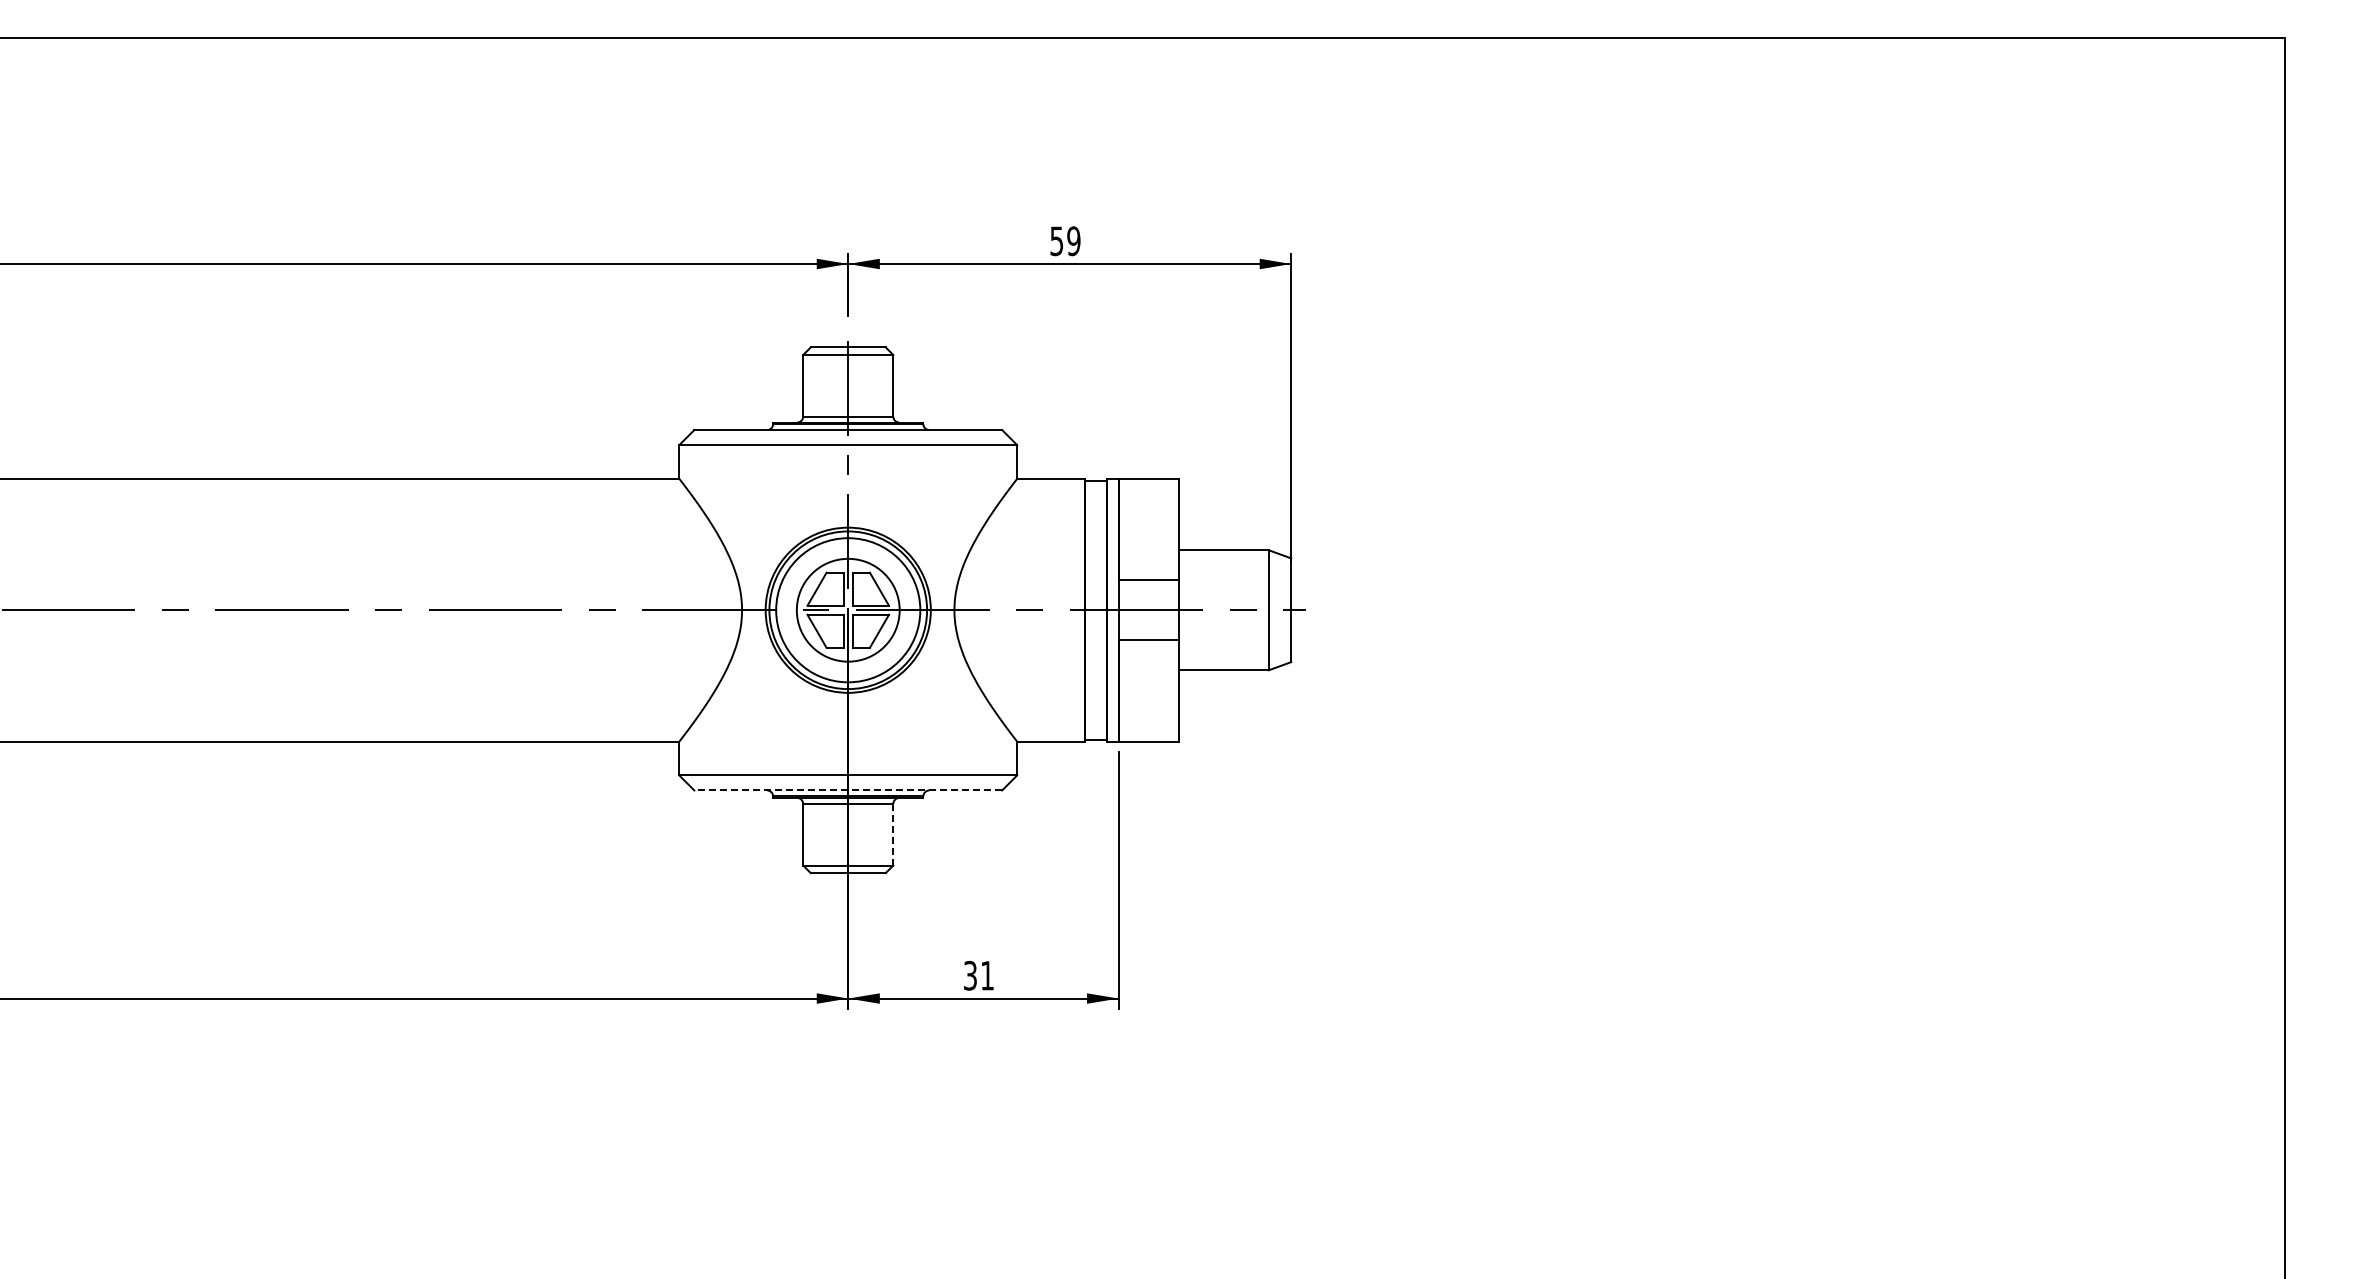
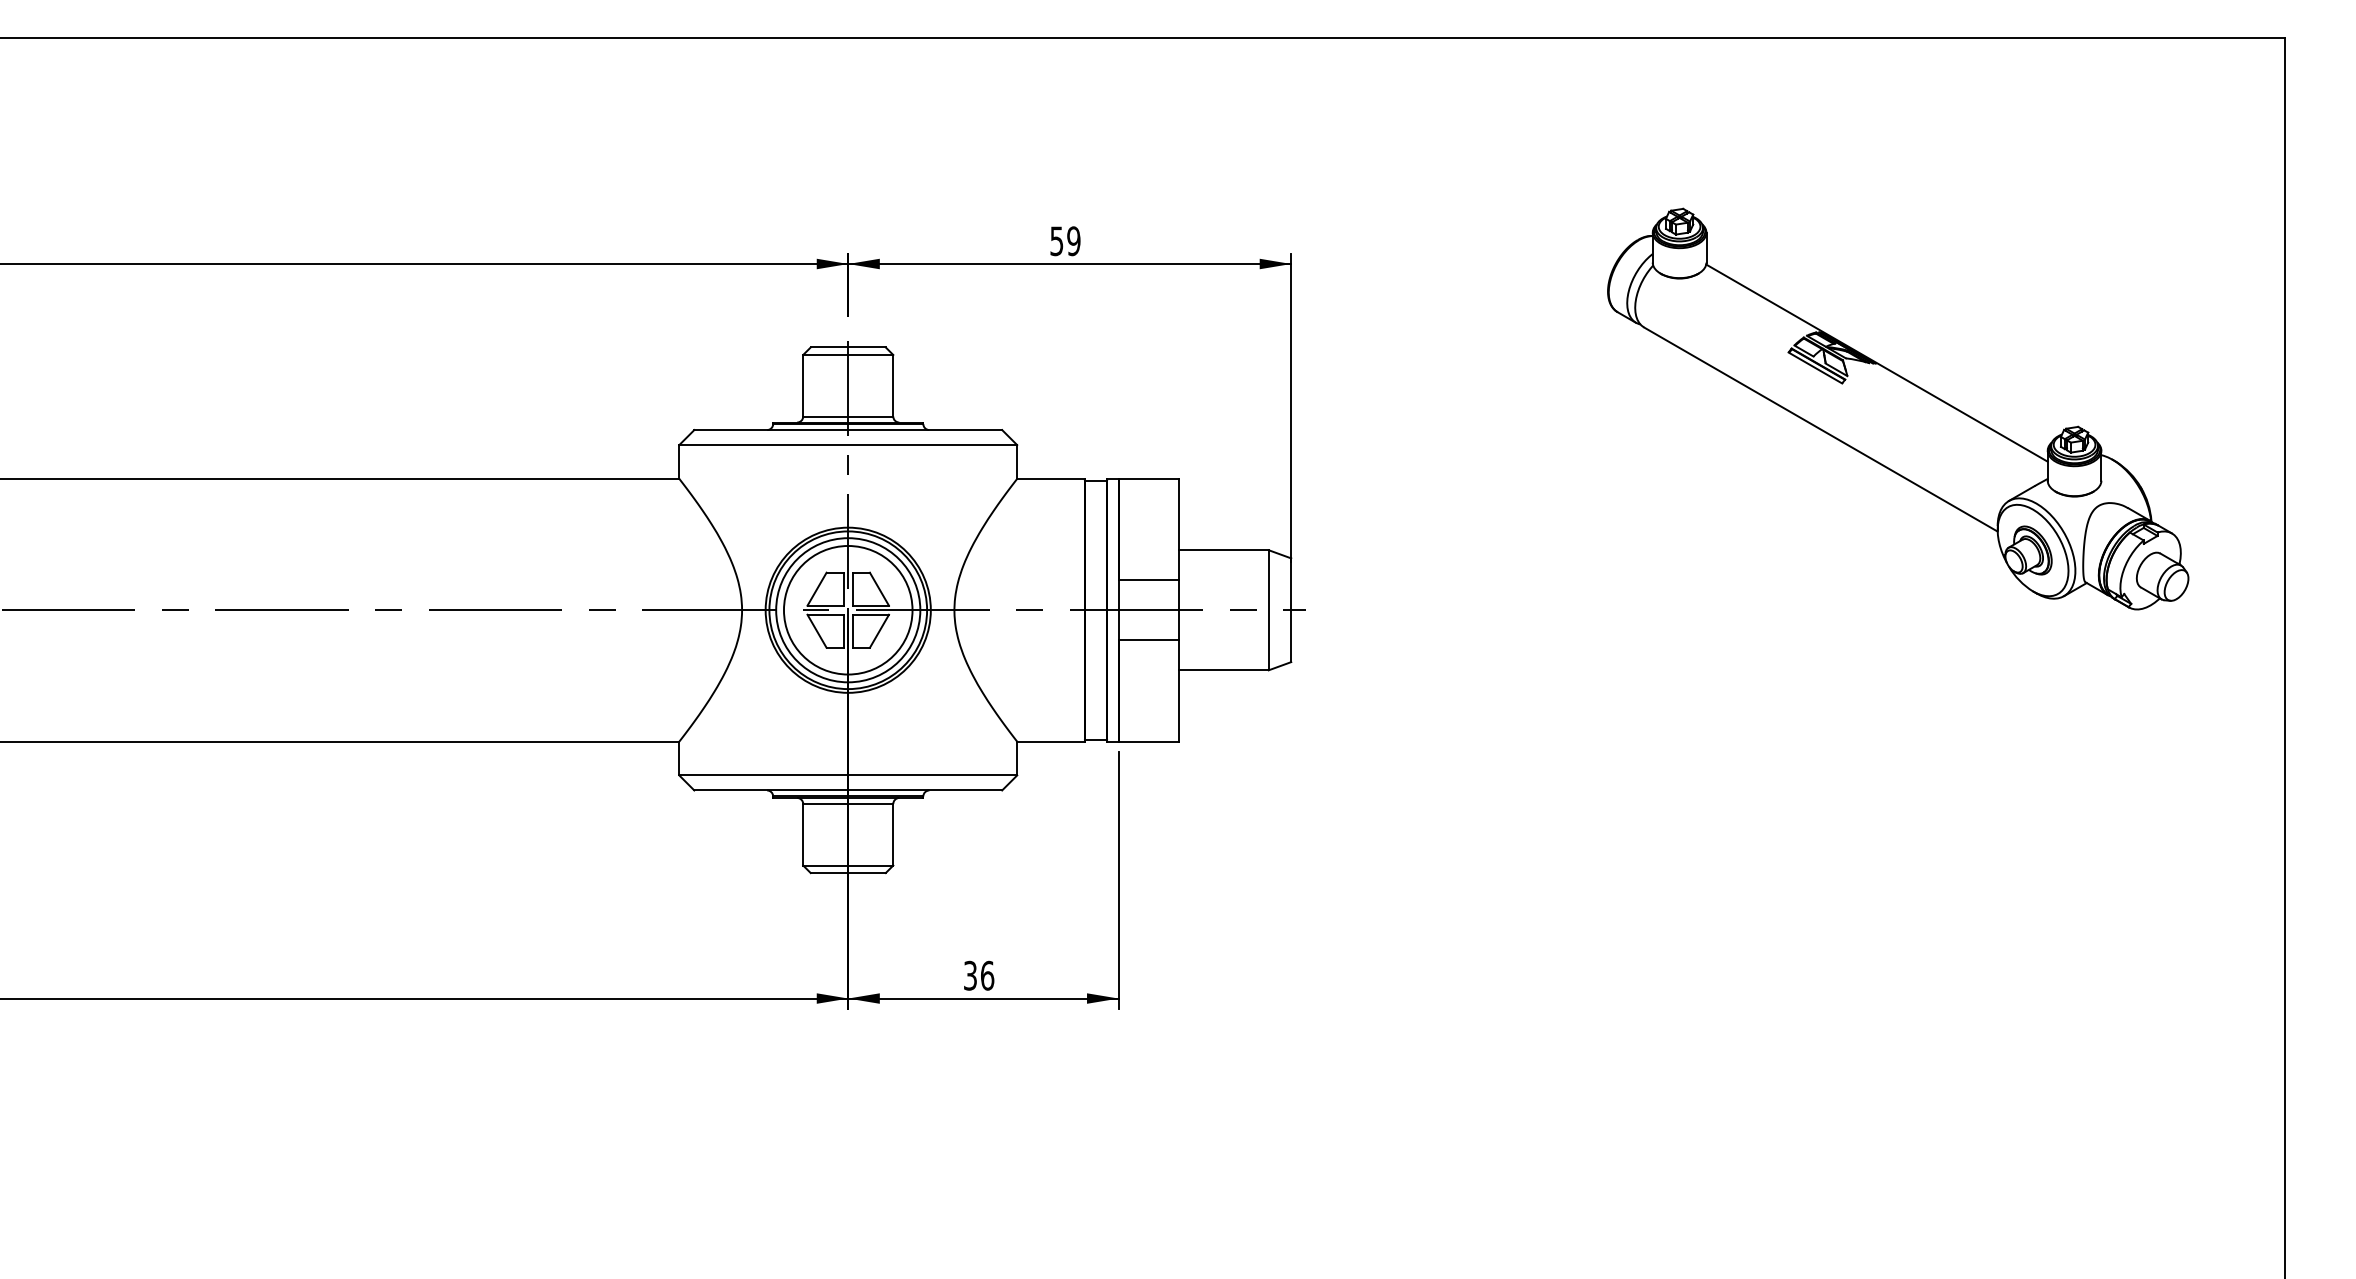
part: none -> present (1898, 408)
circle diameter: 103 px -> 129 px (847, 609)
line: dashed -> solid (848, 790)
line: dashed -> solid (893, 834)
text: 31 -> 36 (987, 975)
